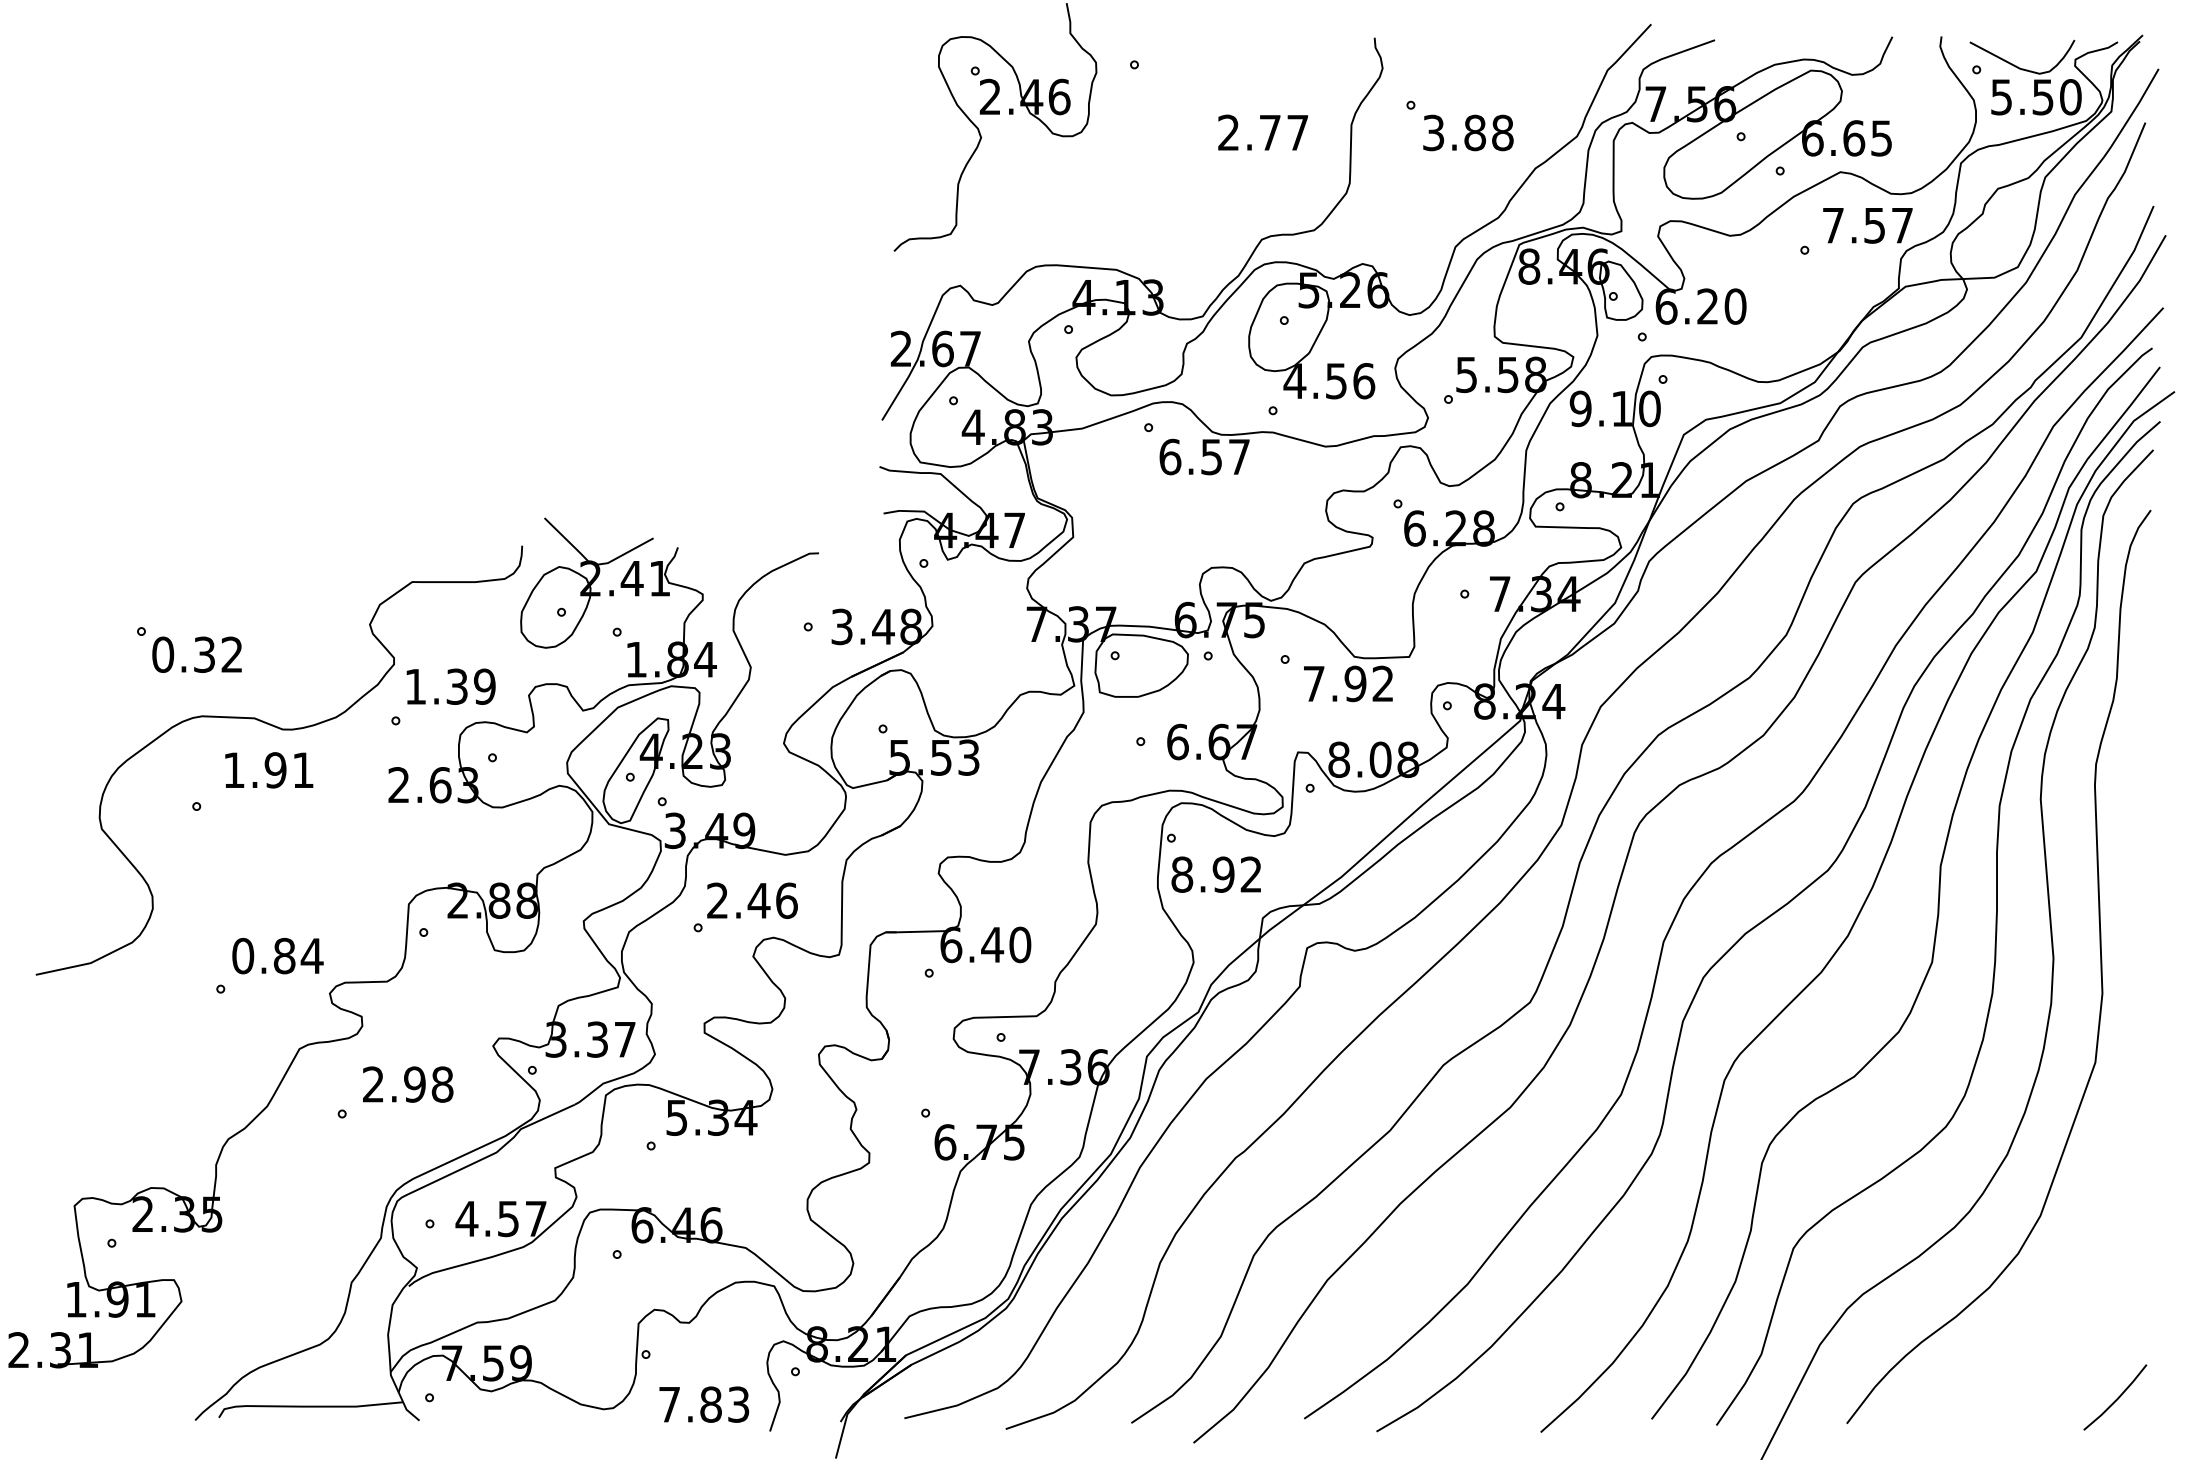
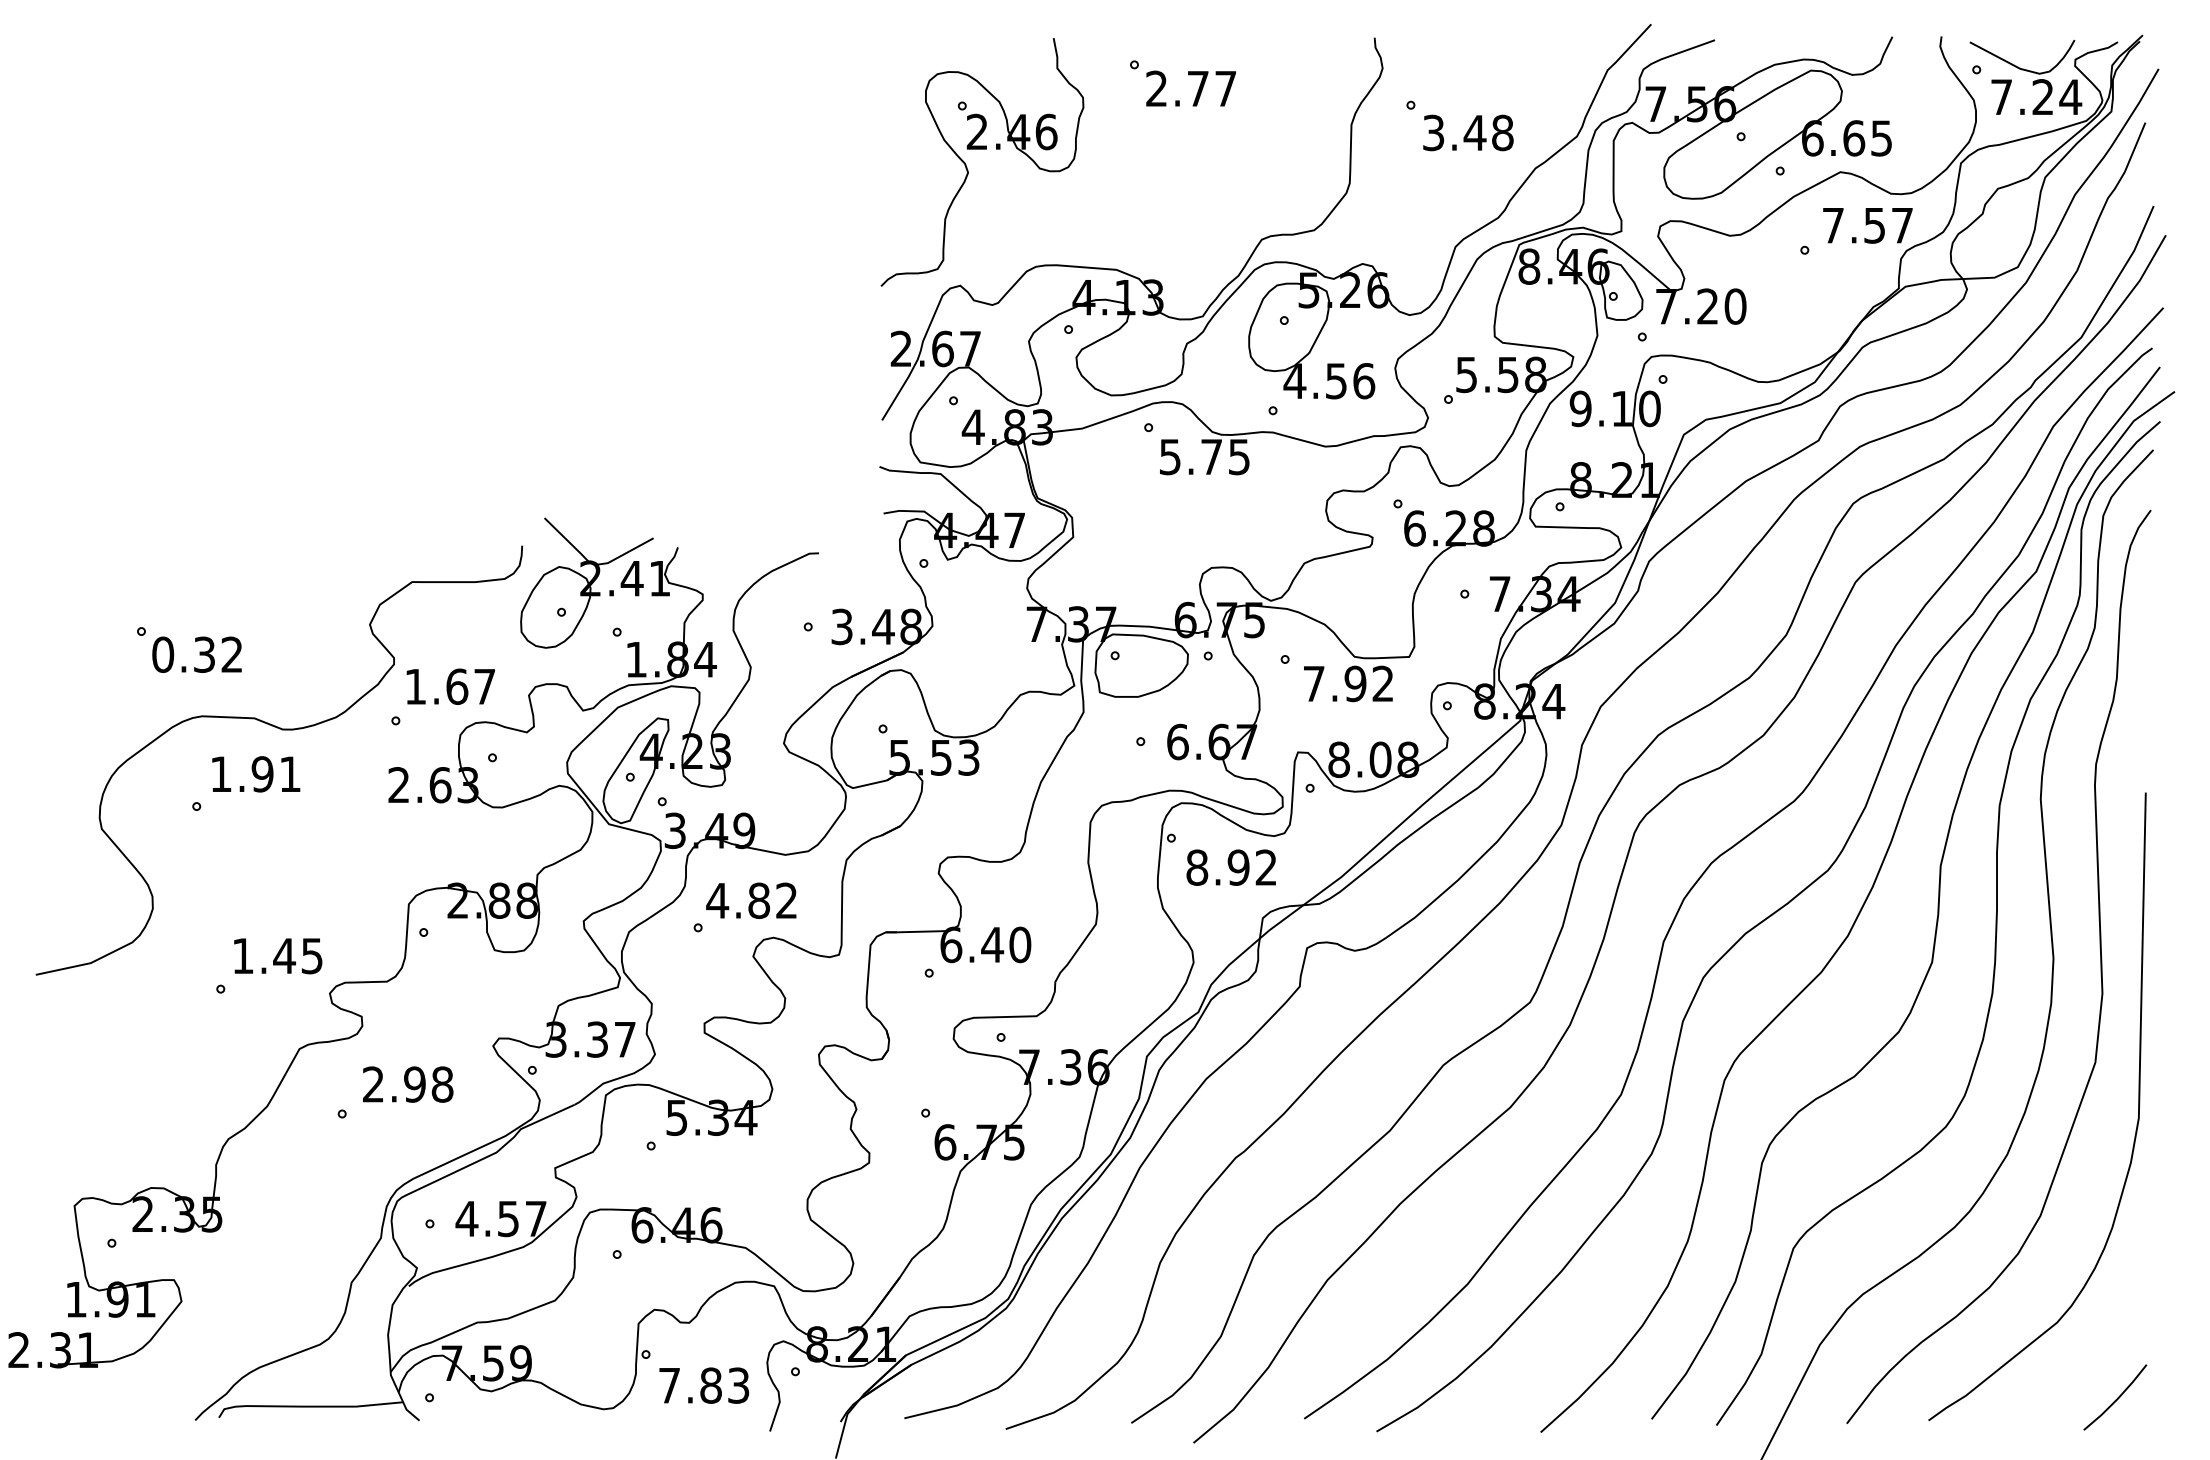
text: 5.50 -> 7.24 (2036, 97)
part position: (995, 114) -> (982, 149) (982, 149)
text position: (1262, 132) -> (1190, 88) (1190, 88)
text: 3.88 -> 3.48 (1474, 132)
text: 6.20 -> 7.20 (1666, 306)
text: 6.57 -> 5.75 (1204, 456)
text: 1.39 -> 1.67 (470, 686)
text position: (269, 770) -> (256, 774) (256, 774)
text position: (1215, 874) -> (1230, 867) (1230, 867)
text: 2.46 -> 4.82 (751, 900)
text: 0.84 -> 1.45 (277, 955)
curve: none -> present (2136, 1124)
text position: (704, 1404) -> (704, 1385) (704, 1385)
